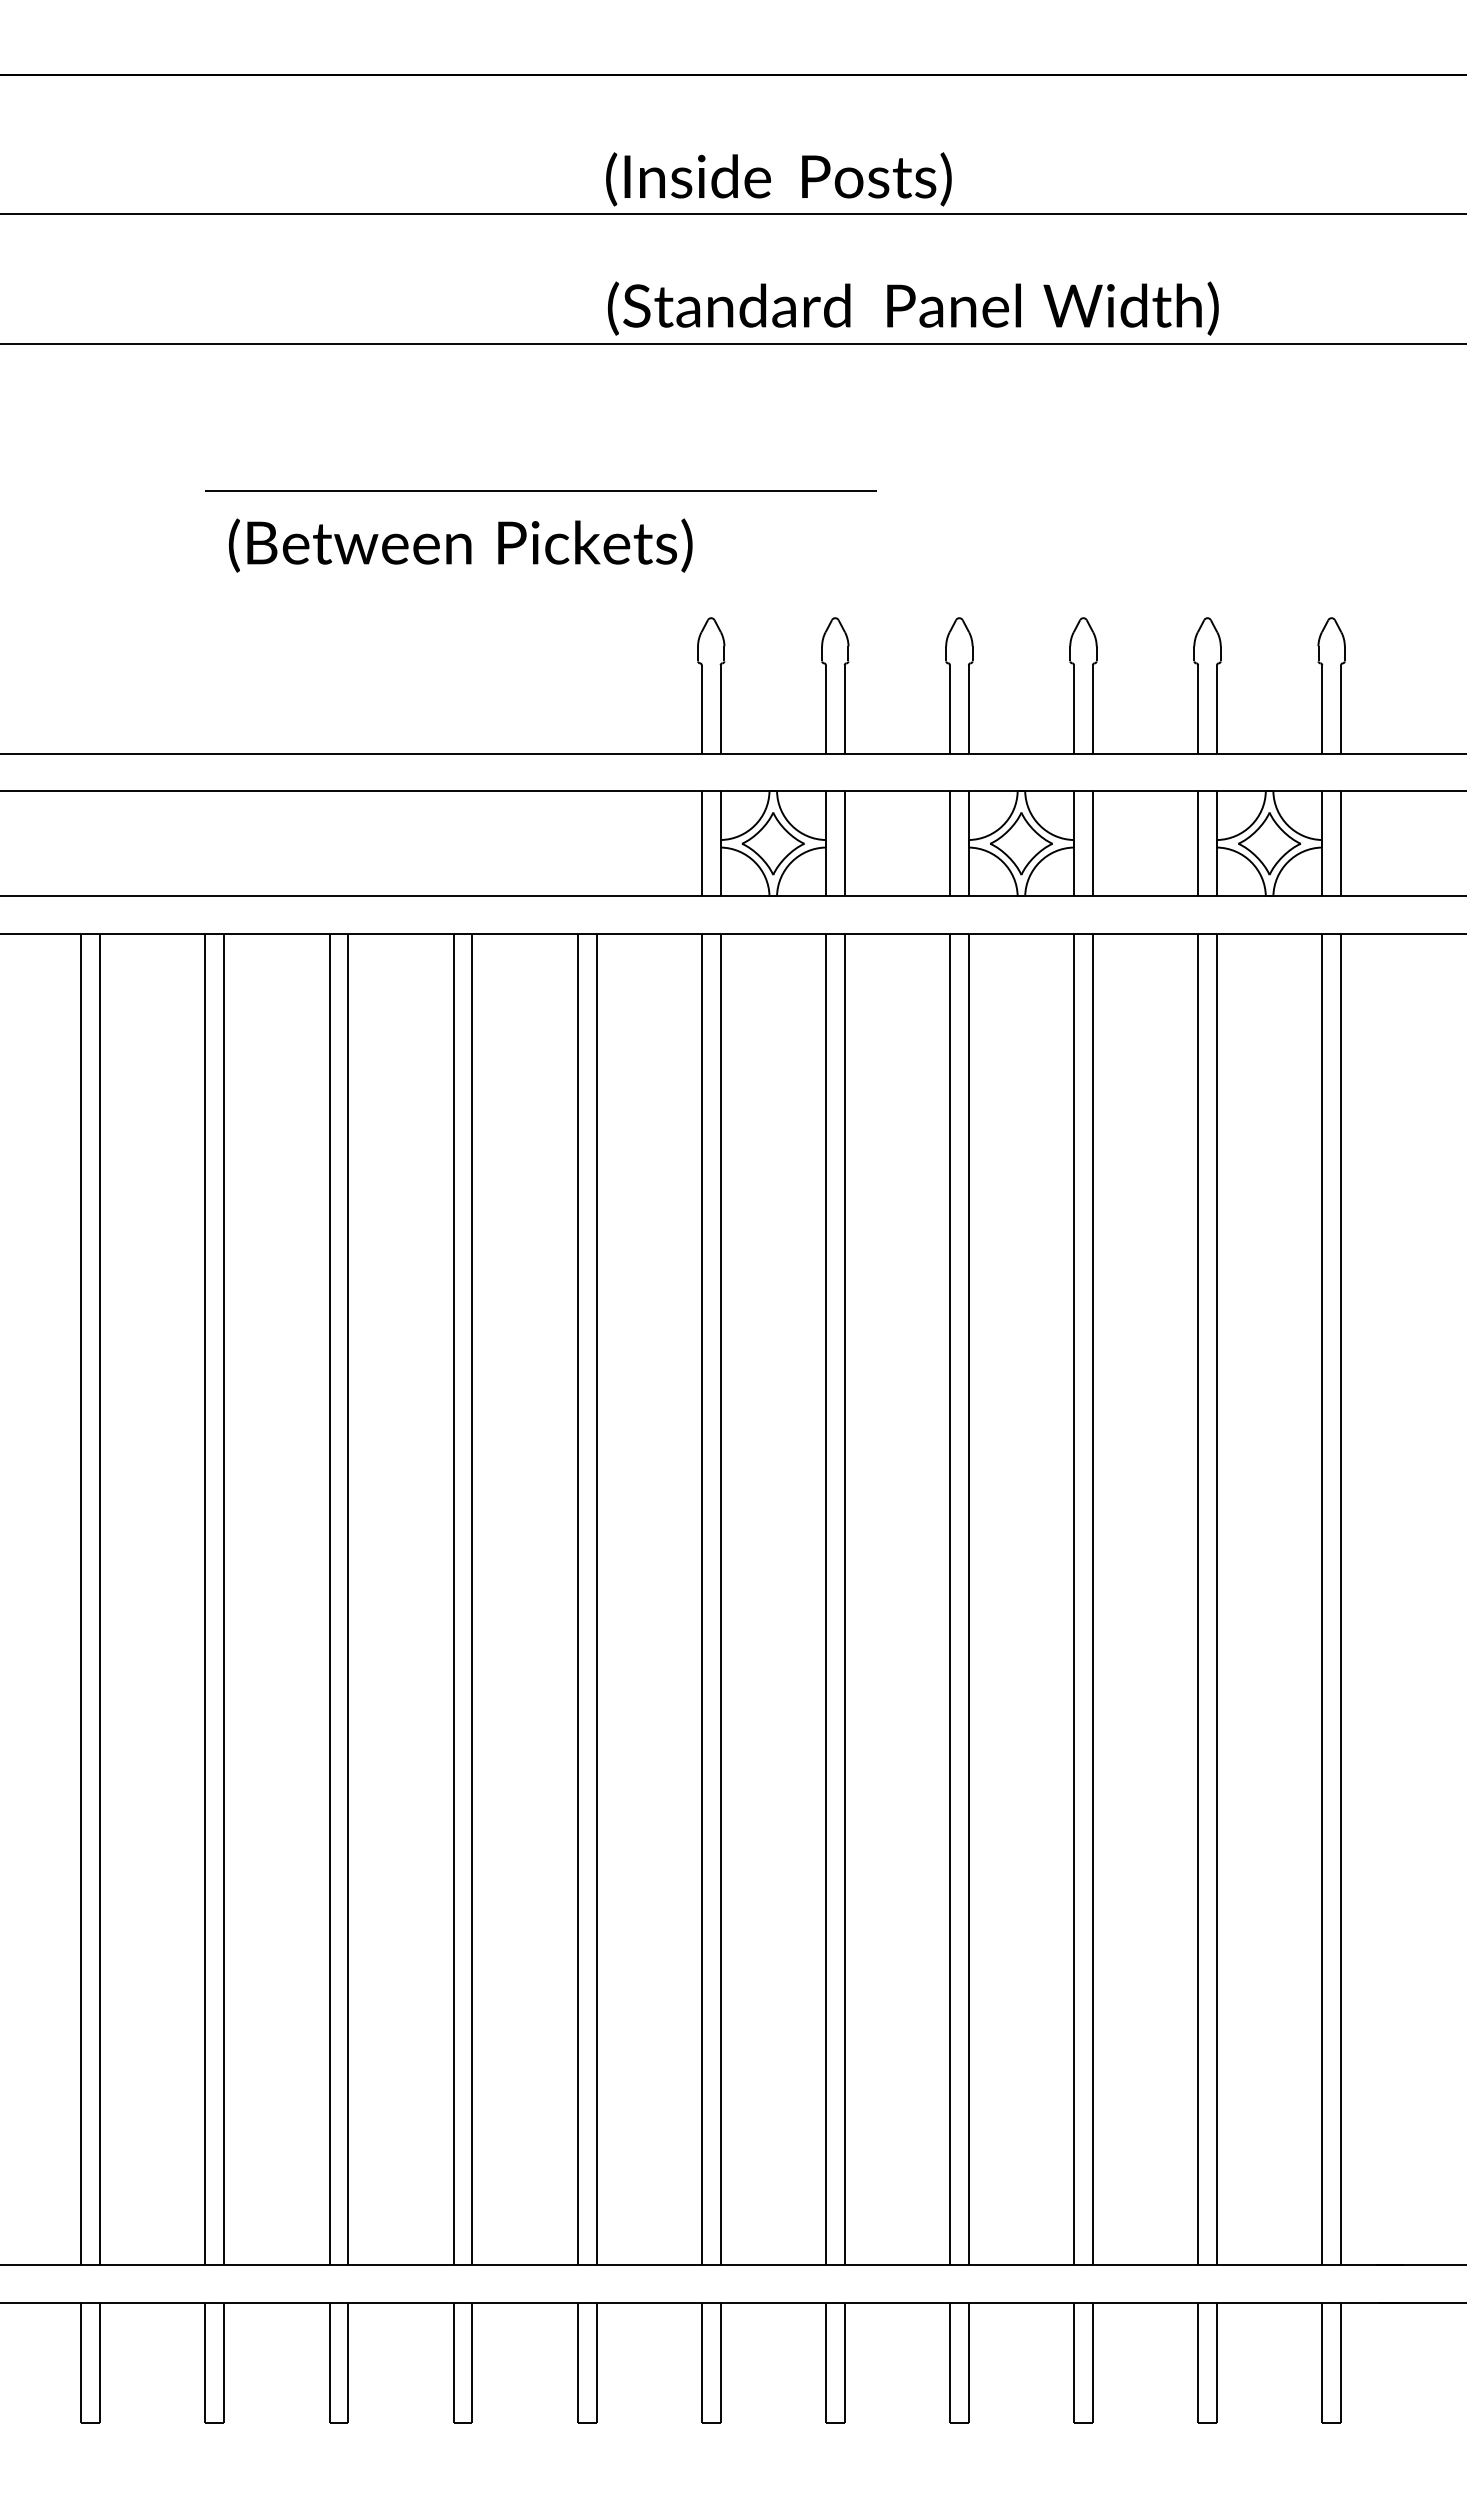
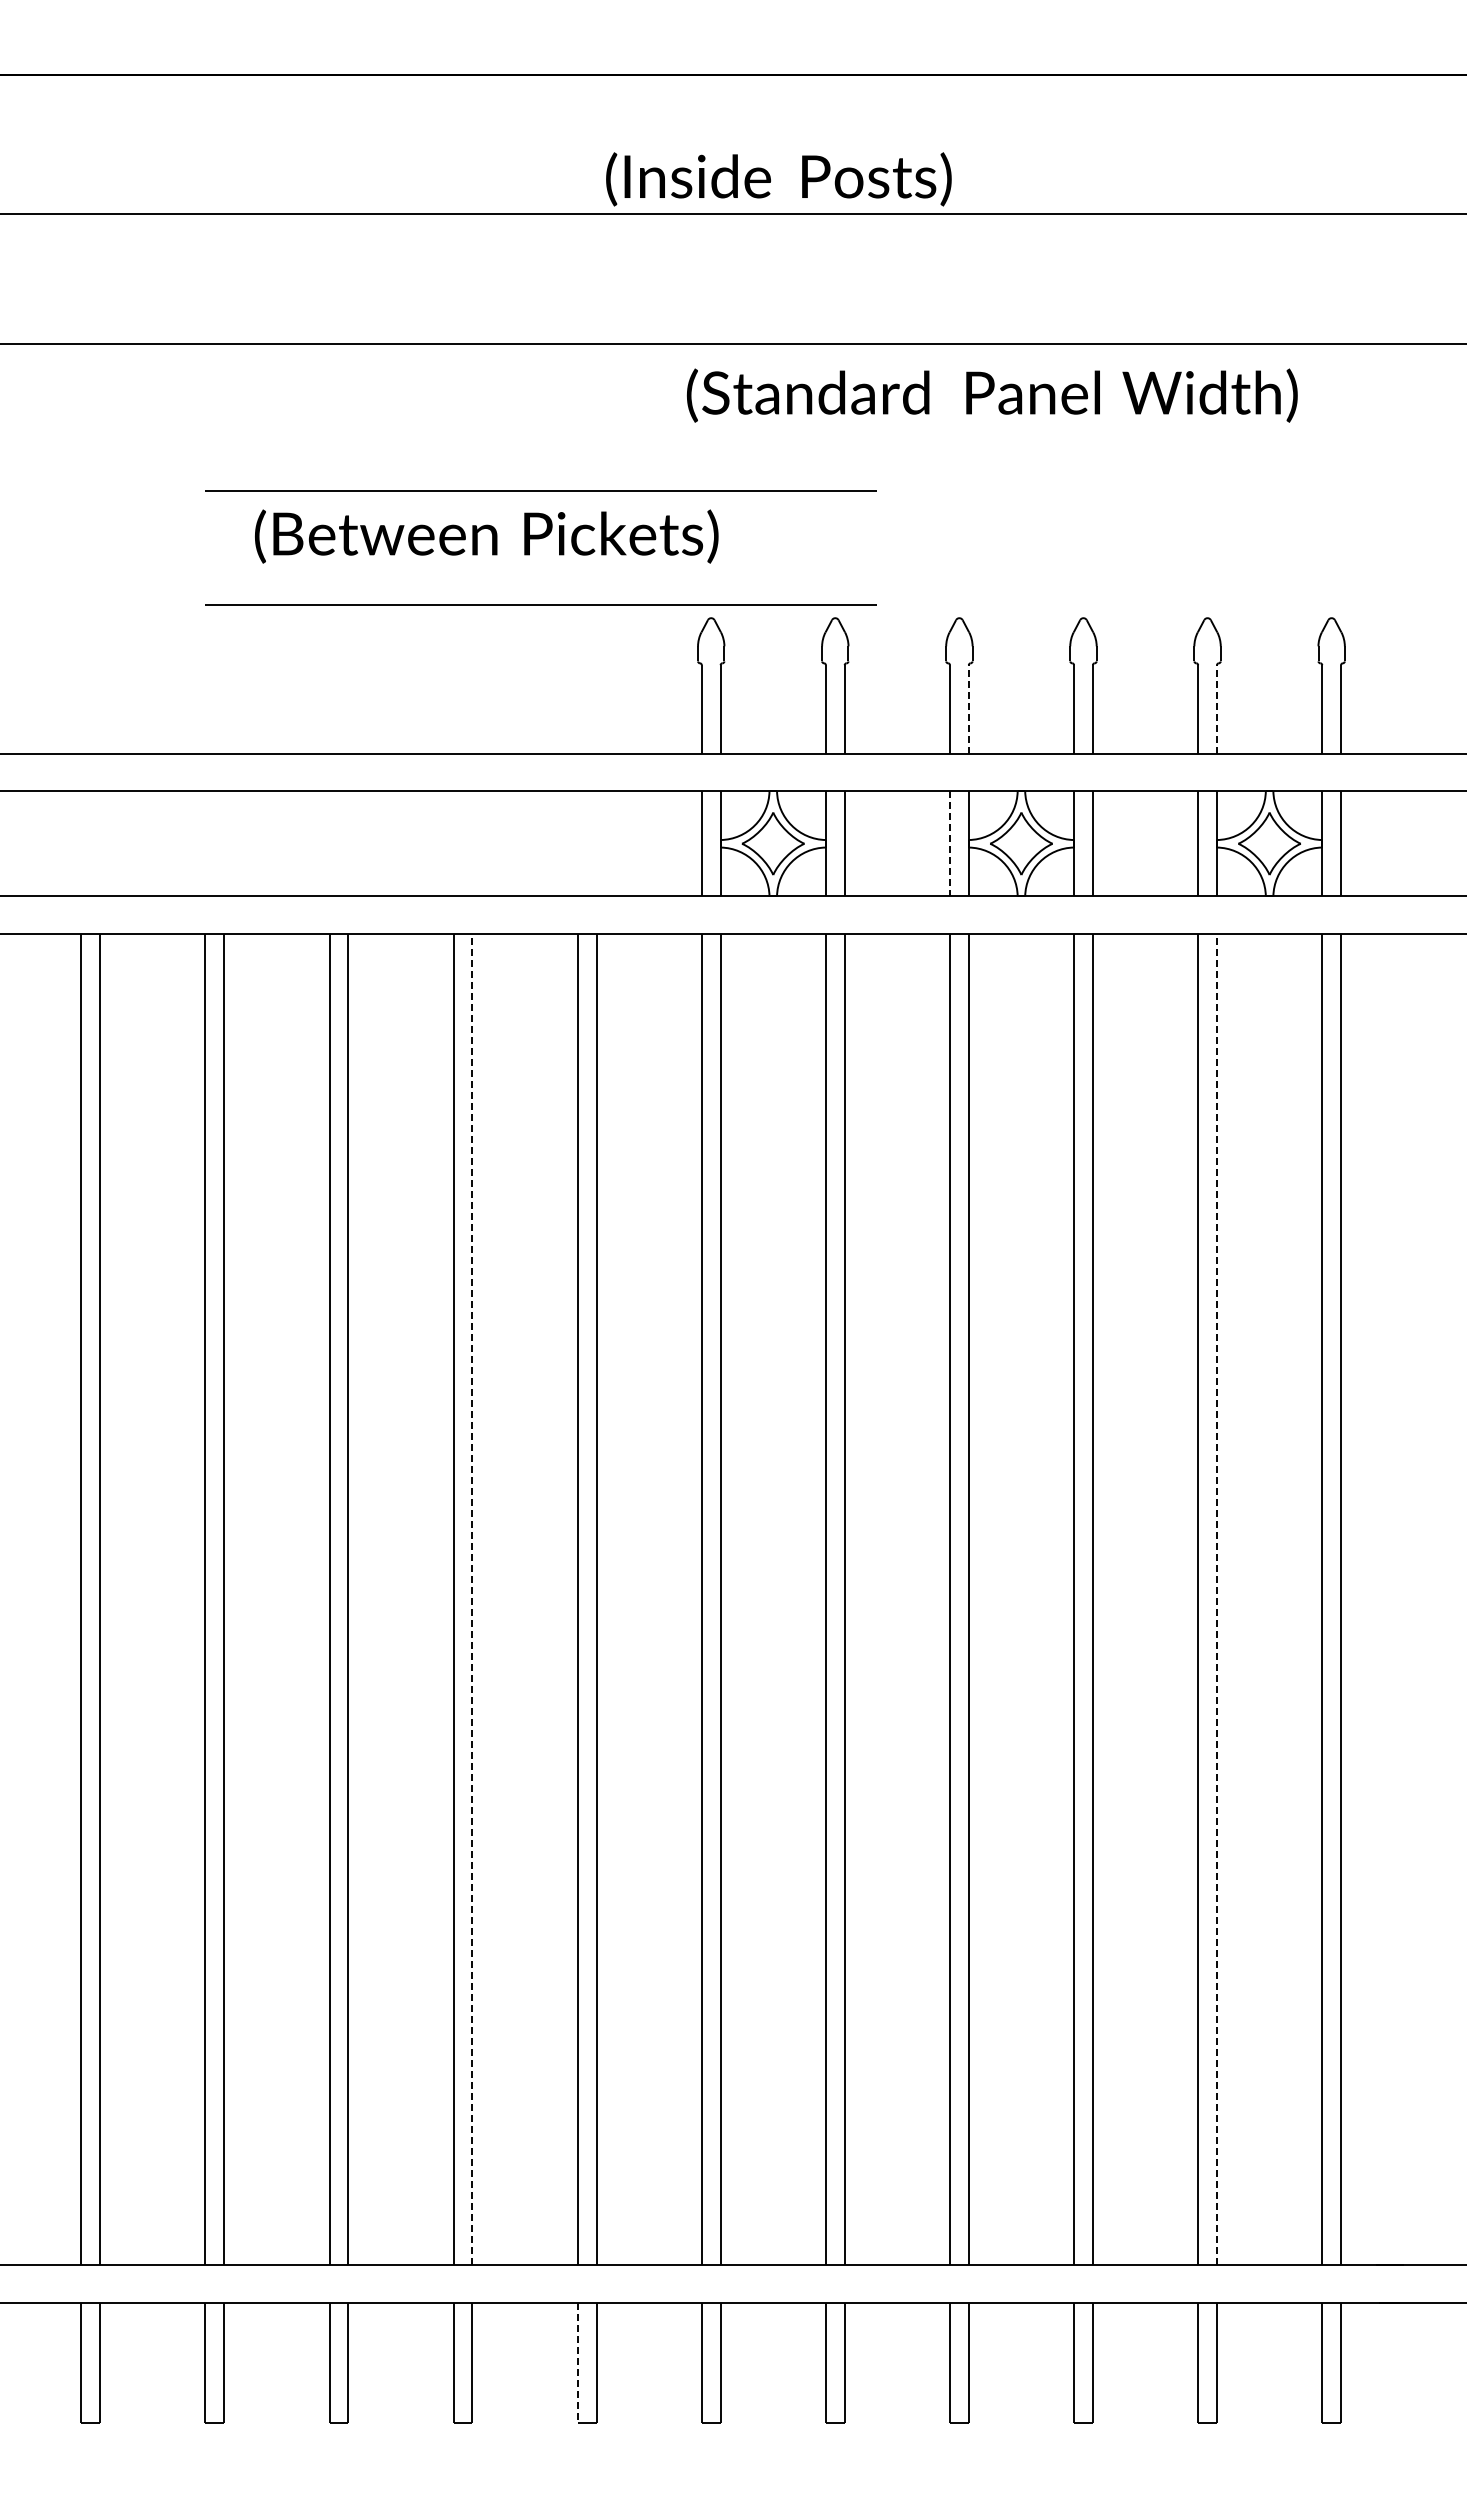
text position: (913, 308) -> (992, 395) (992, 395)
text position: (460, 545) -> (486, 536) (486, 536)
line: none -> present (540, 604)
line: solid -> dashed (968, 708)
line: solid -> dashed (1216, 708)
line: solid -> dashed (950, 843)
line: solid -> dashed (472, 1599)
line: solid -> dashed (1216, 1599)
line: solid -> dashed (577, 2363)
